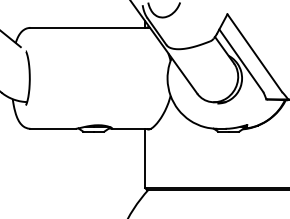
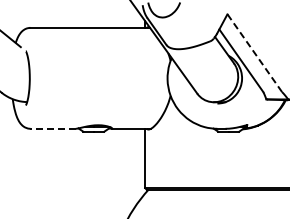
line: solid -> dashed (254, 53)
line: solid -> dashed (53, 128)
